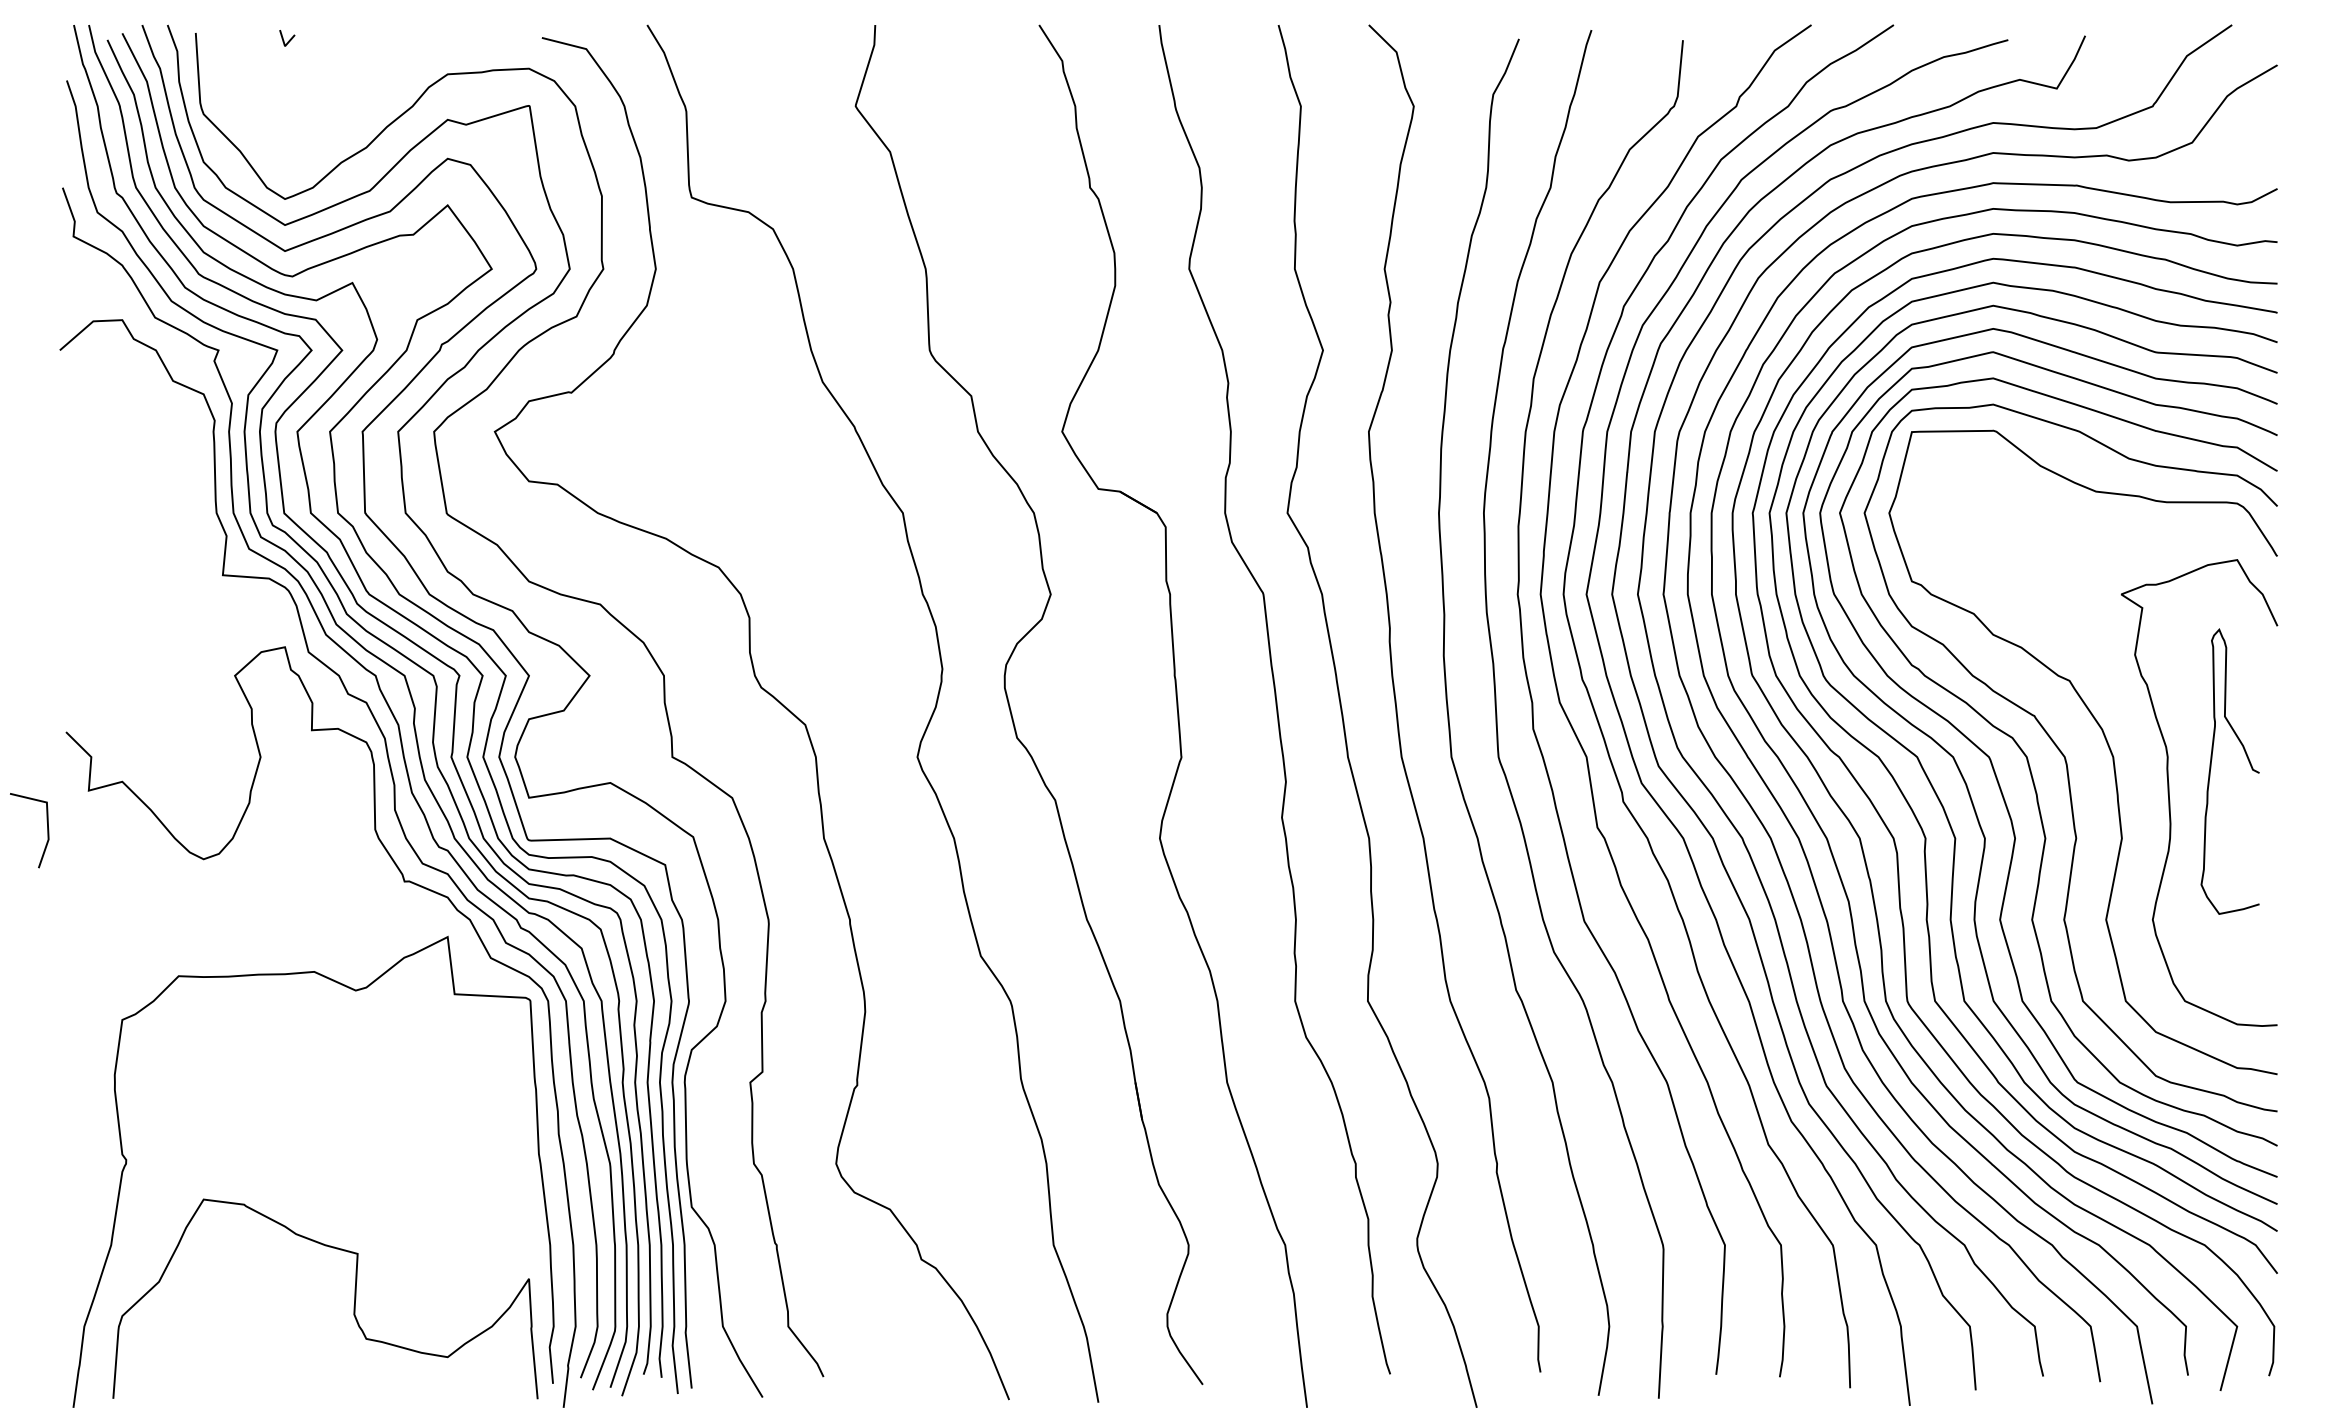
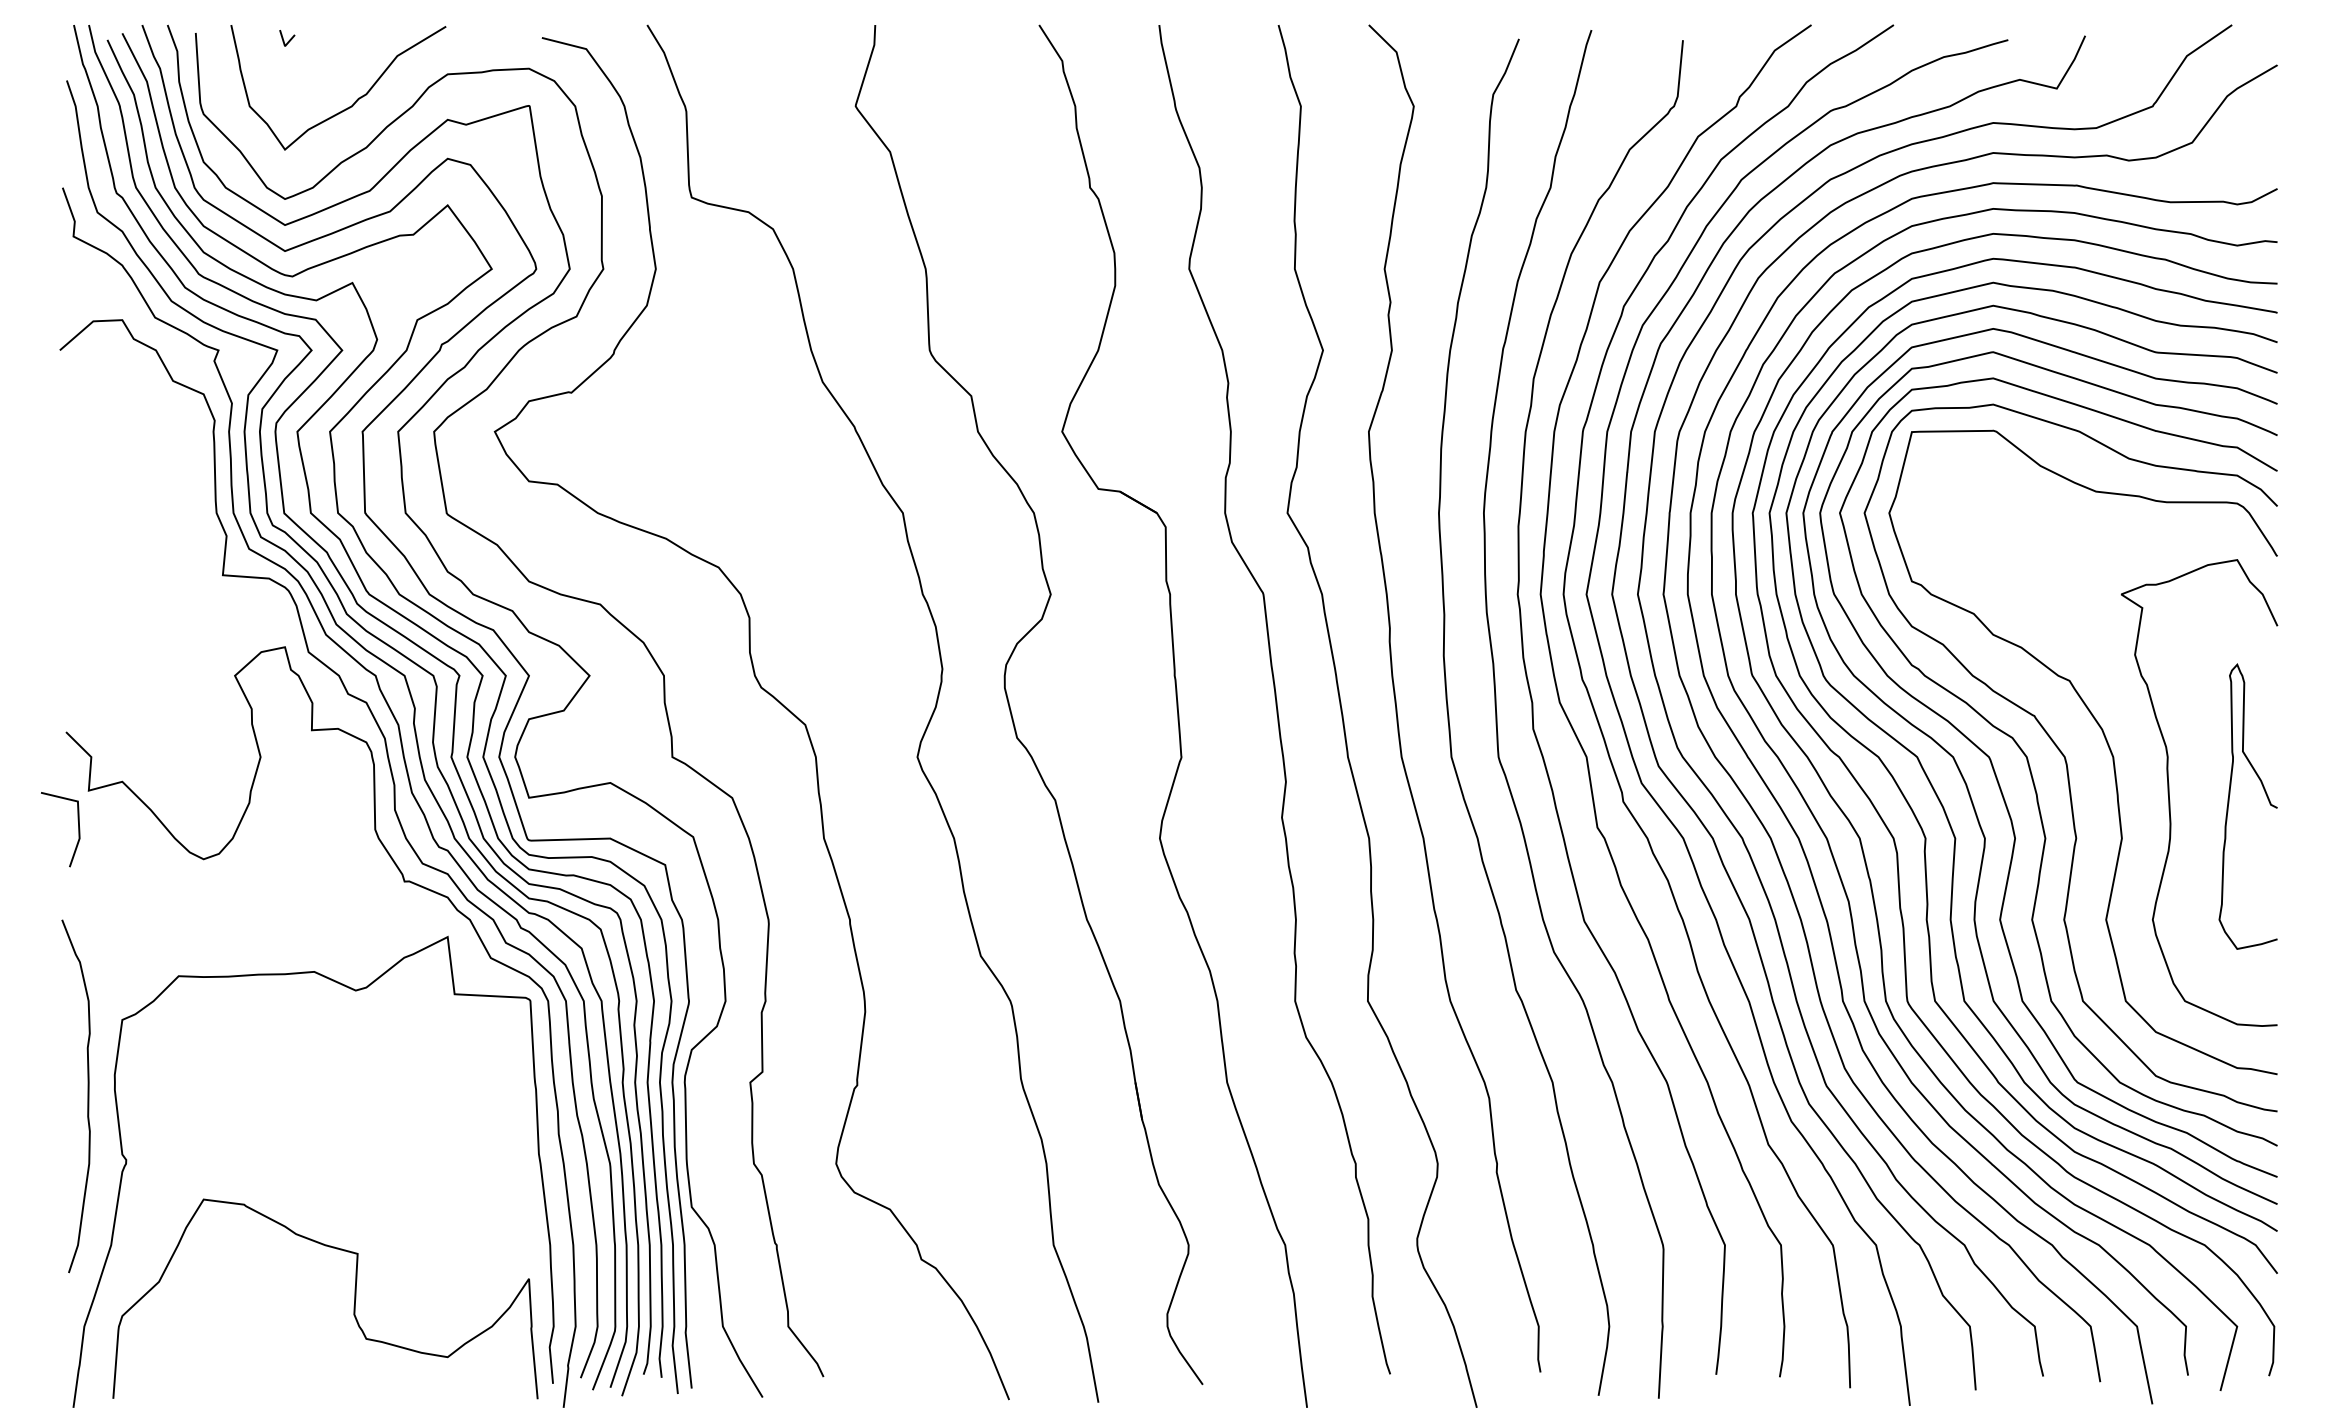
curve: none -> present (355, 100)
curve position: (2211, 768) -> (2229, 803) (2229, 803)
line position: (47, 830) -> (78, 829) (78, 829)
curve: none -> present (87, 1096)
